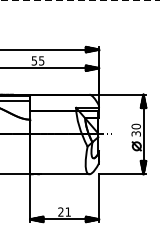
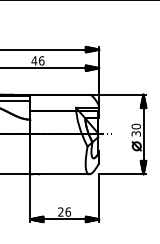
line: dashed -> solid (79, 0)
text: 55 -> 46 (37, 60)
text: 21 -> 26 (68, 211)
